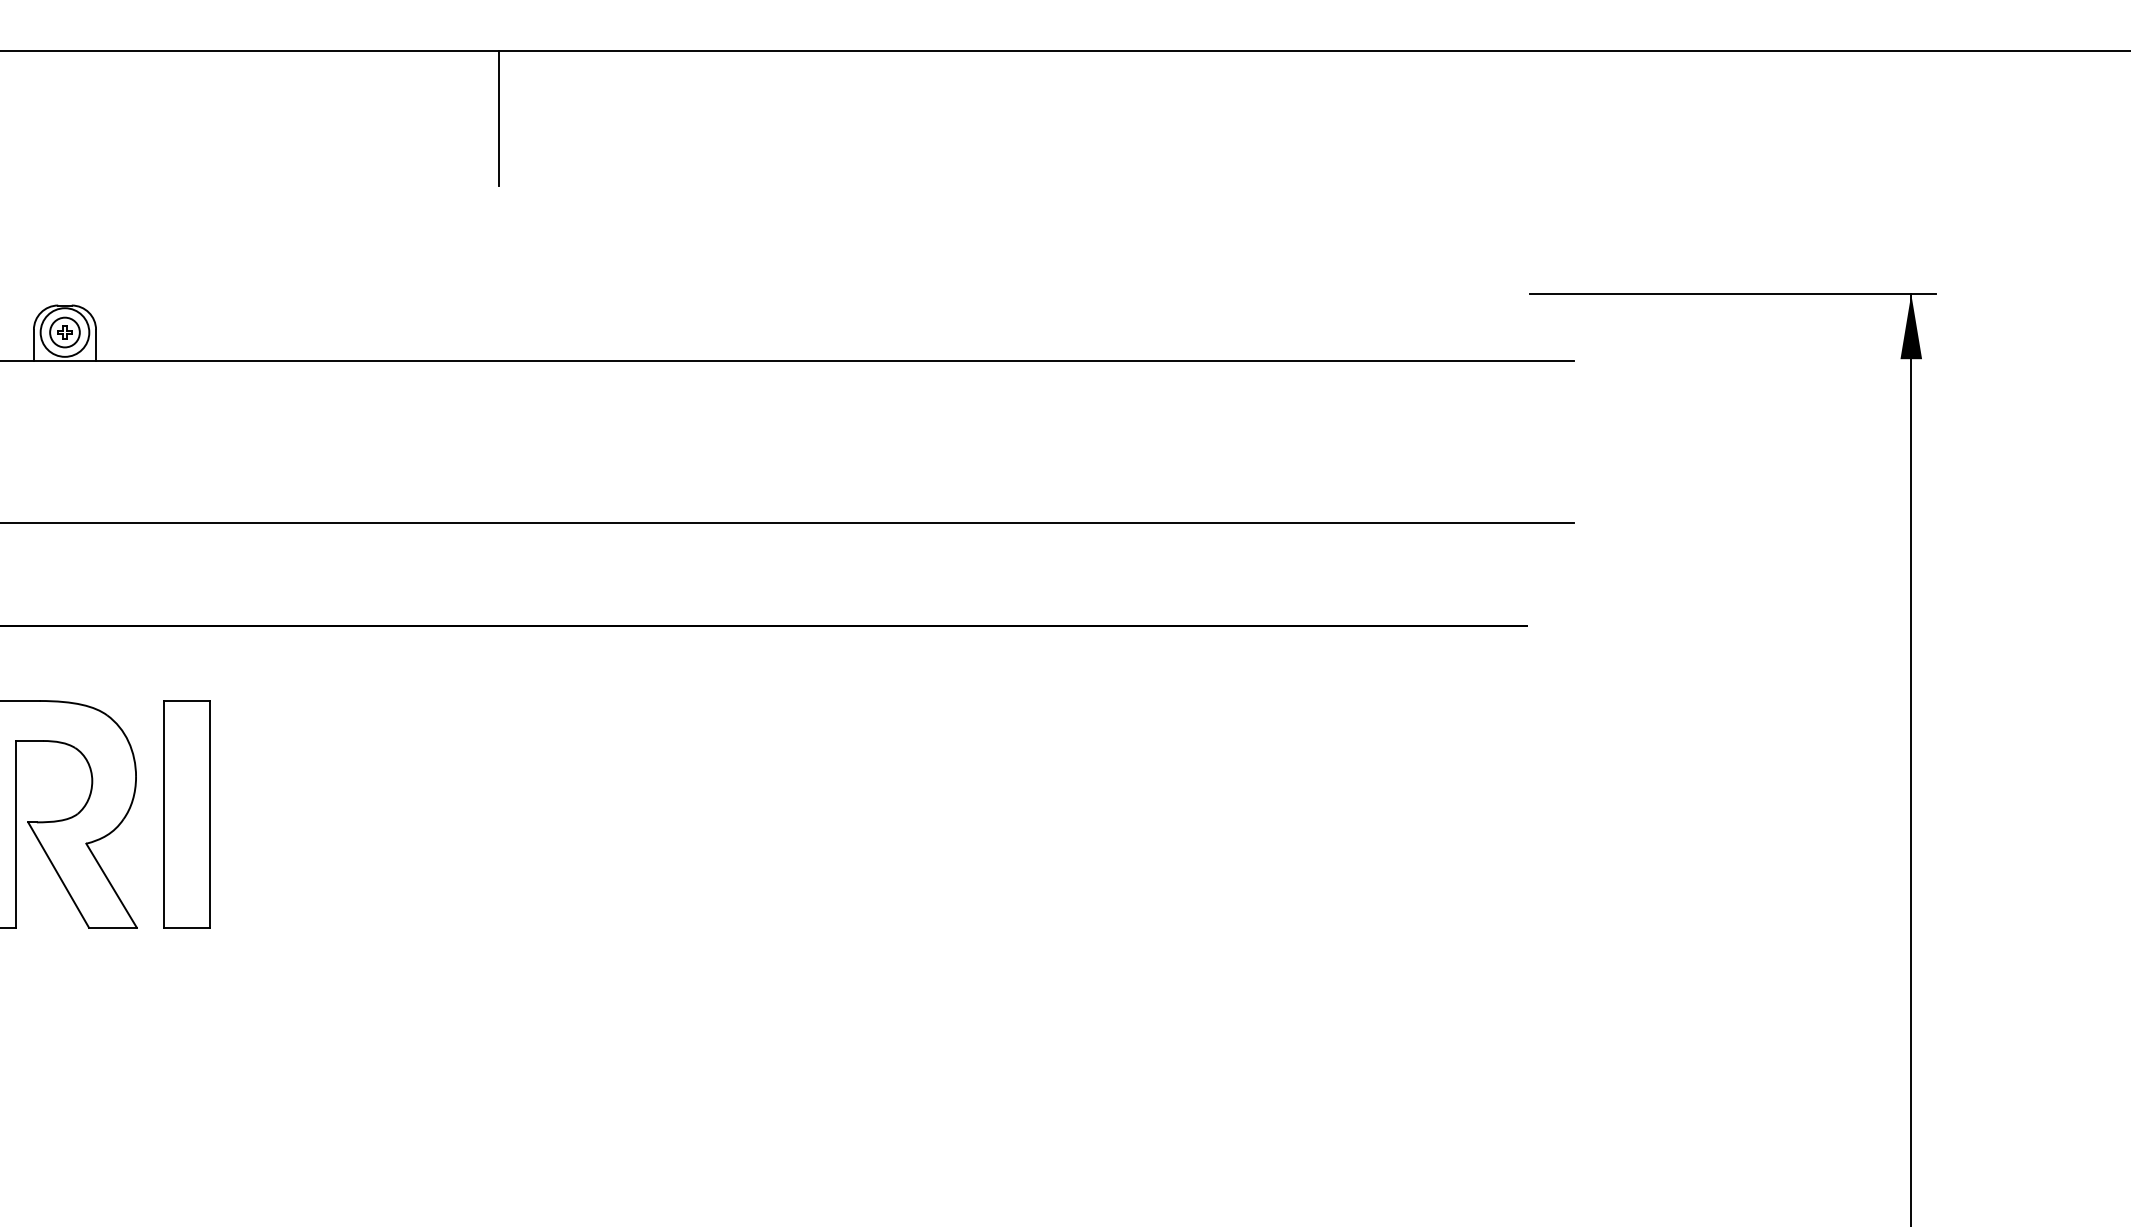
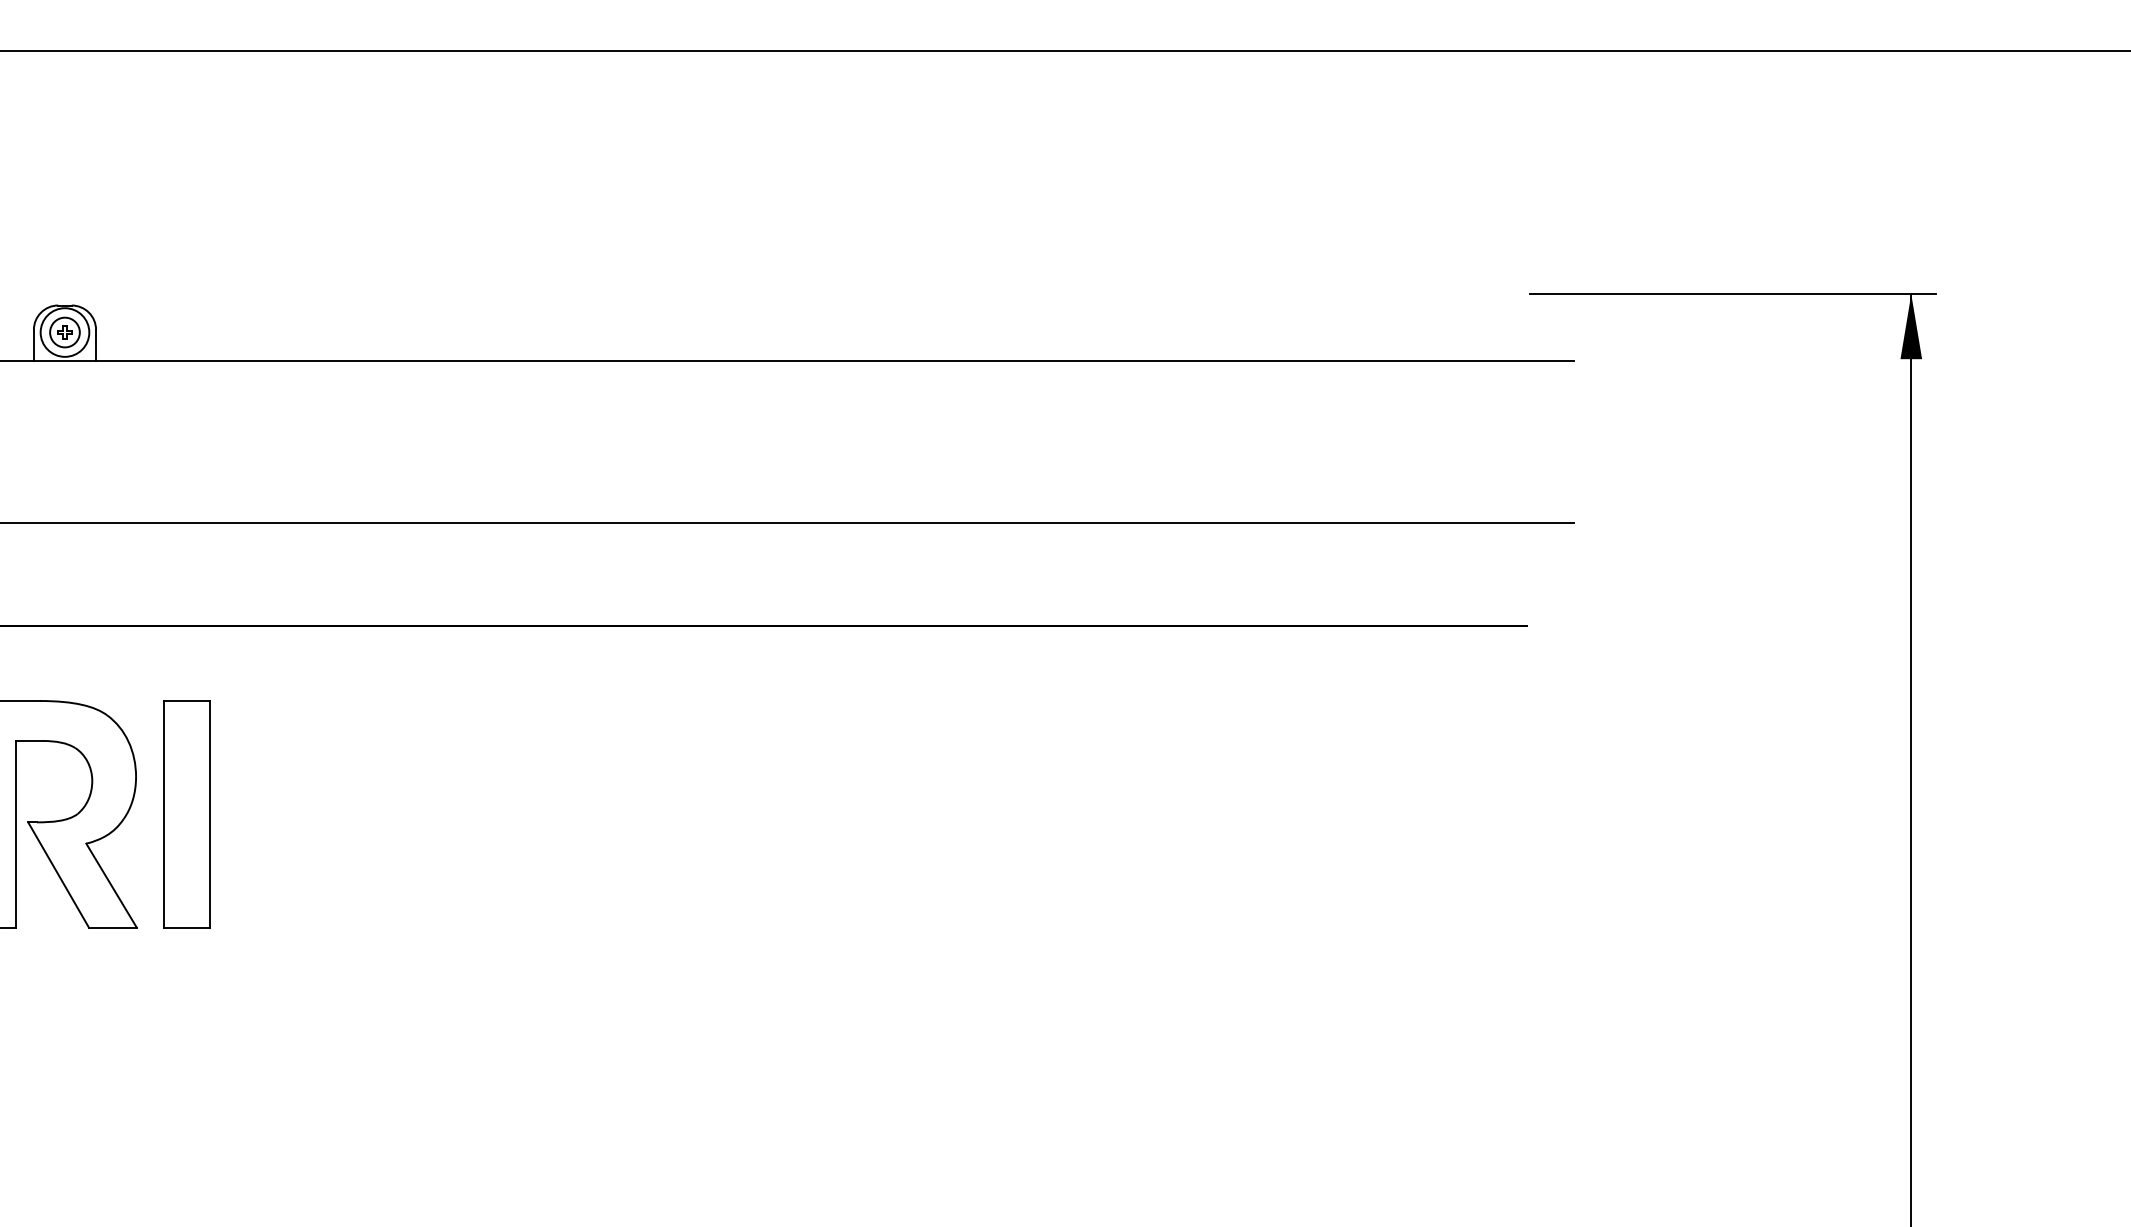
line: present -> none (498, 117)
